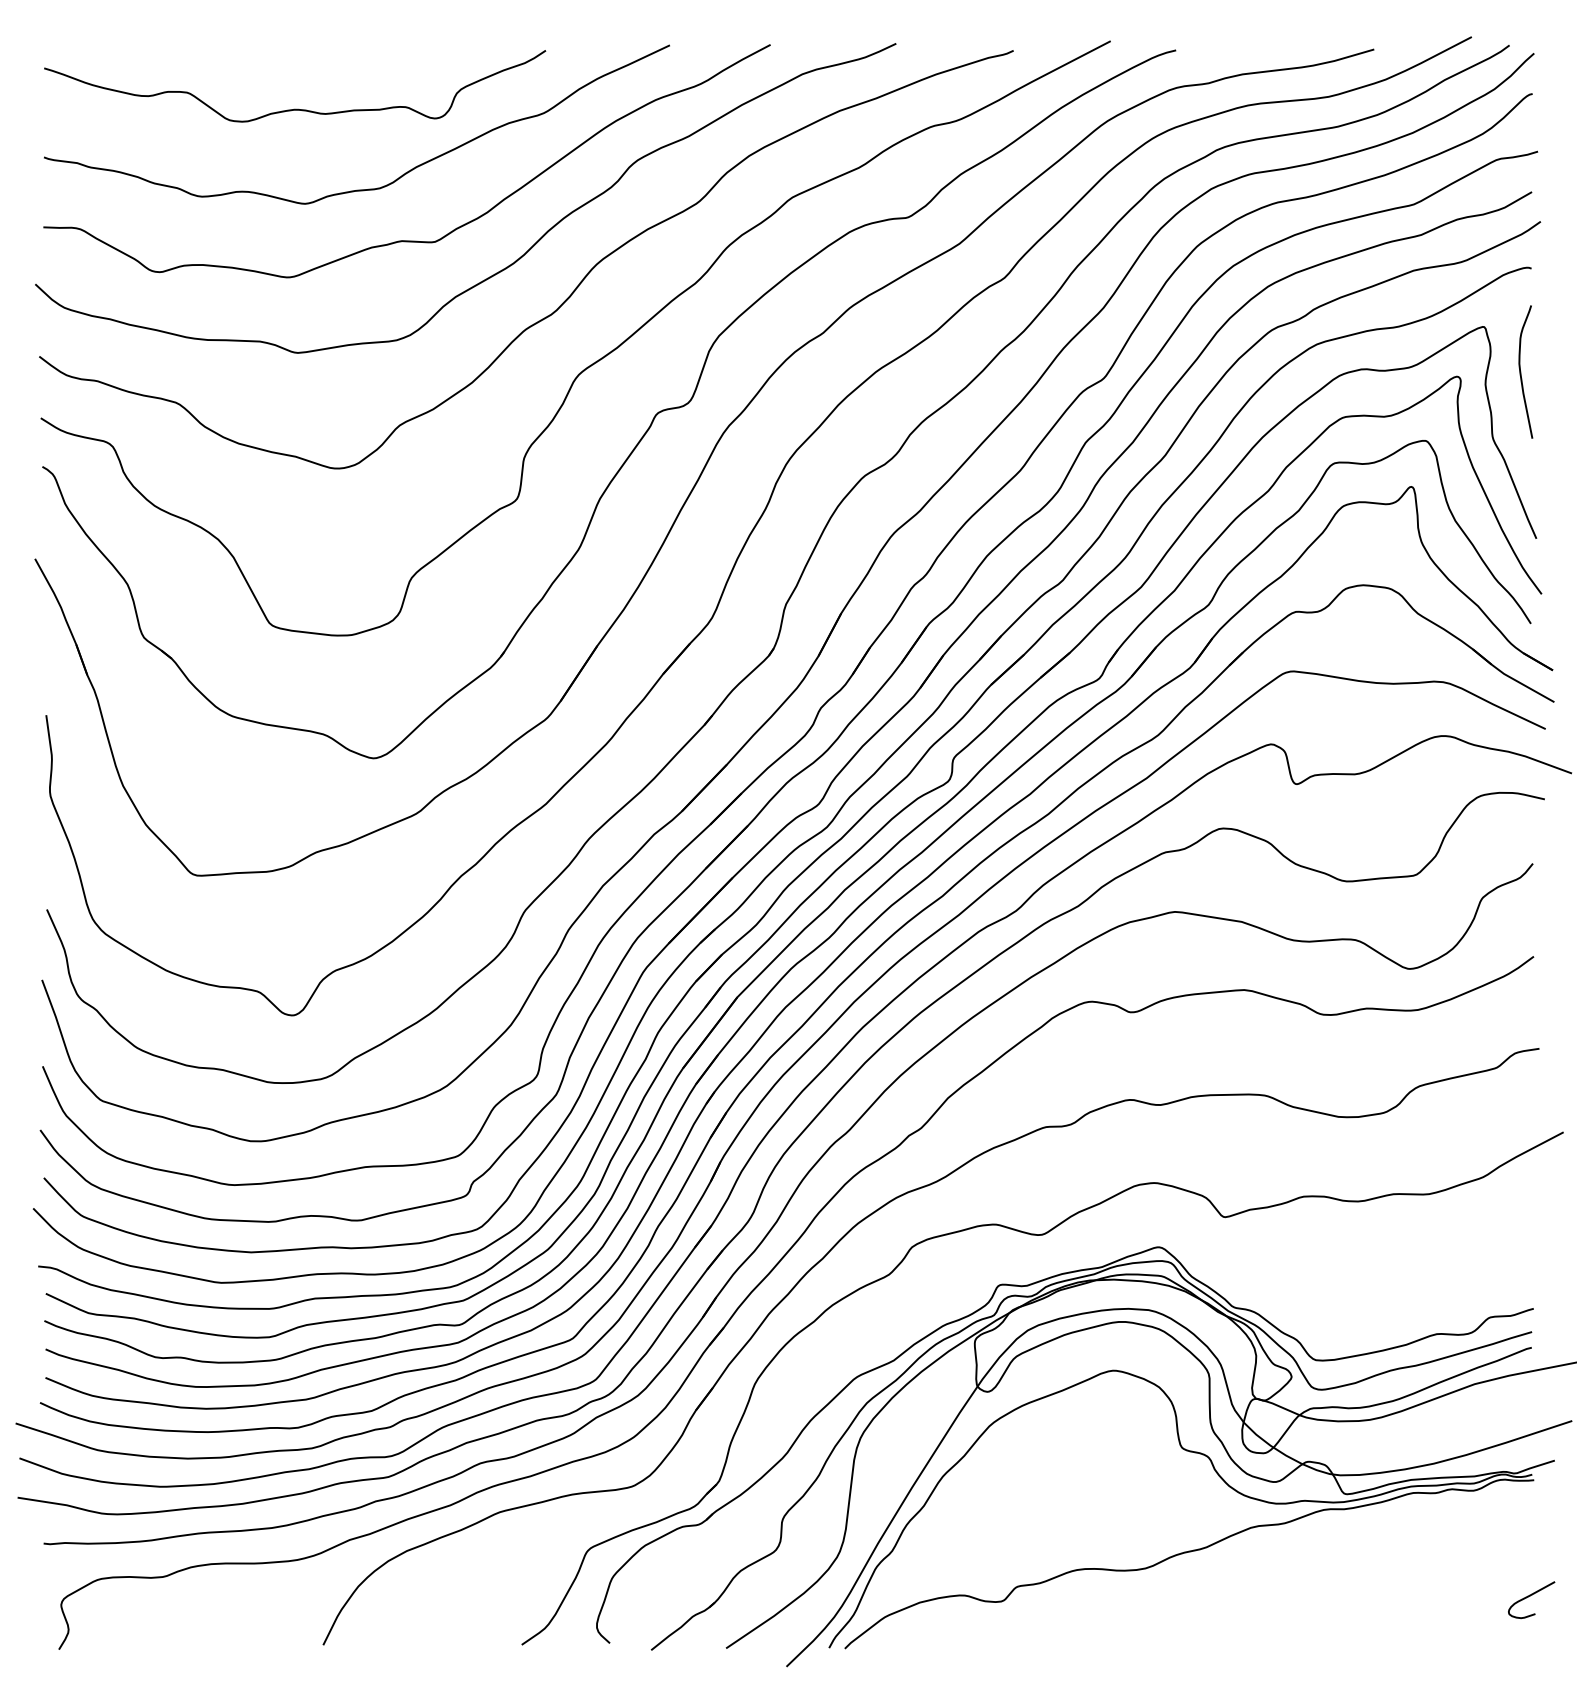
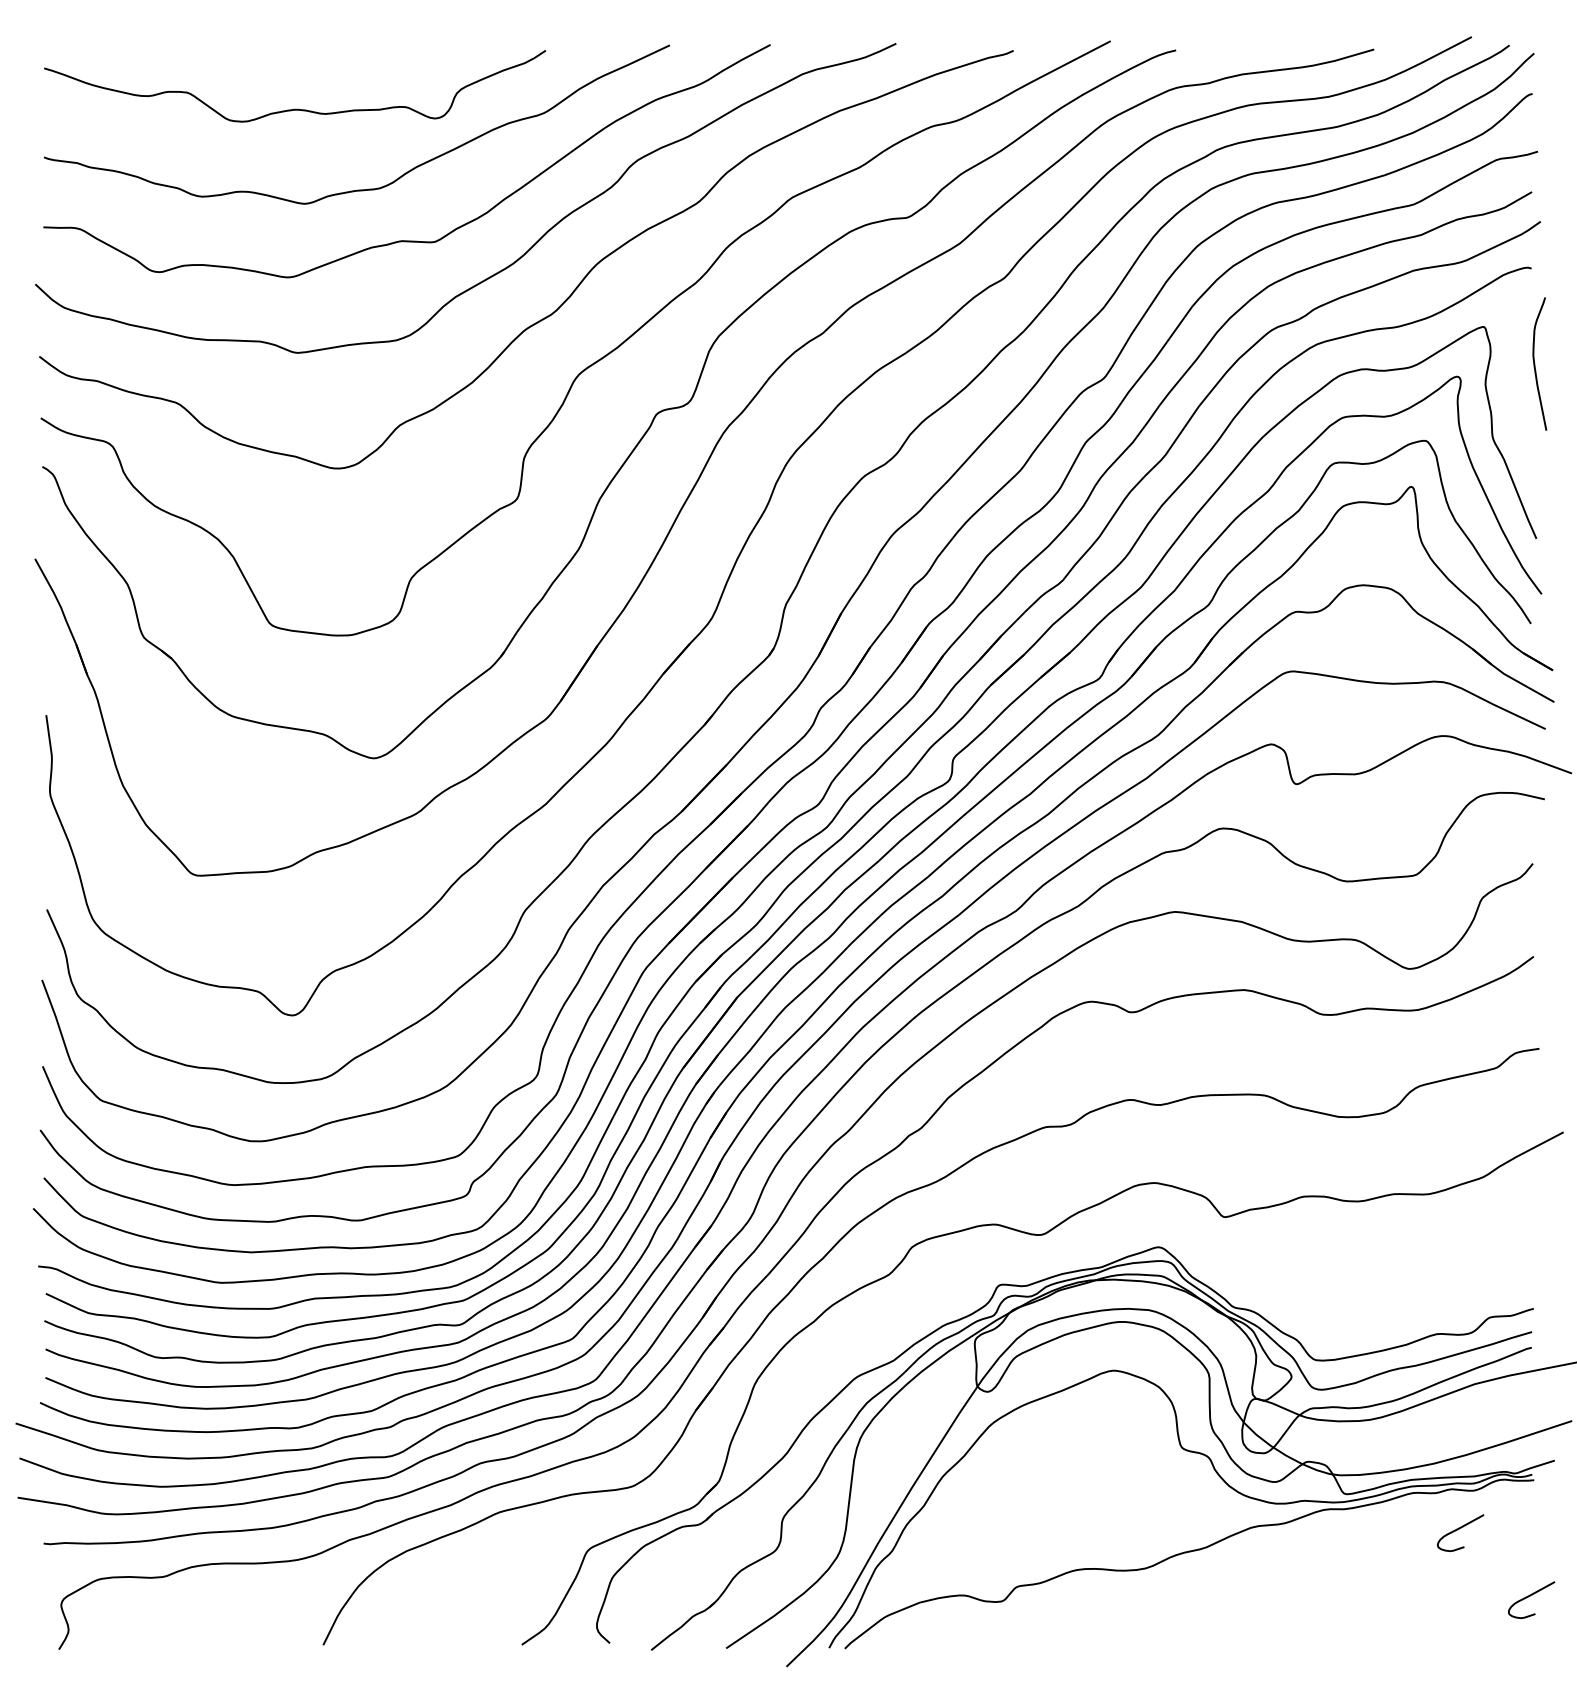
curve position: (1521, 371) -> (1535, 363) (1535, 363)
curve: none -> present (1459, 1529)
